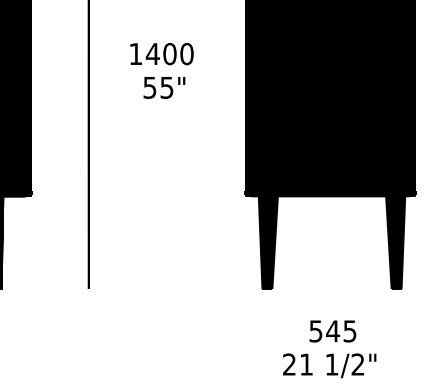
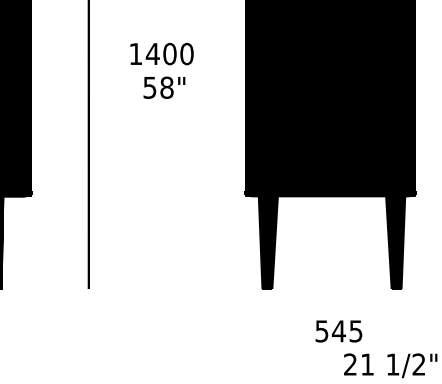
text: 55" -> 58" (166, 87)
text position: (332, 331) -> (338, 331) (338, 331)
text position: (329, 365) -> (390, 365) (390, 365)
